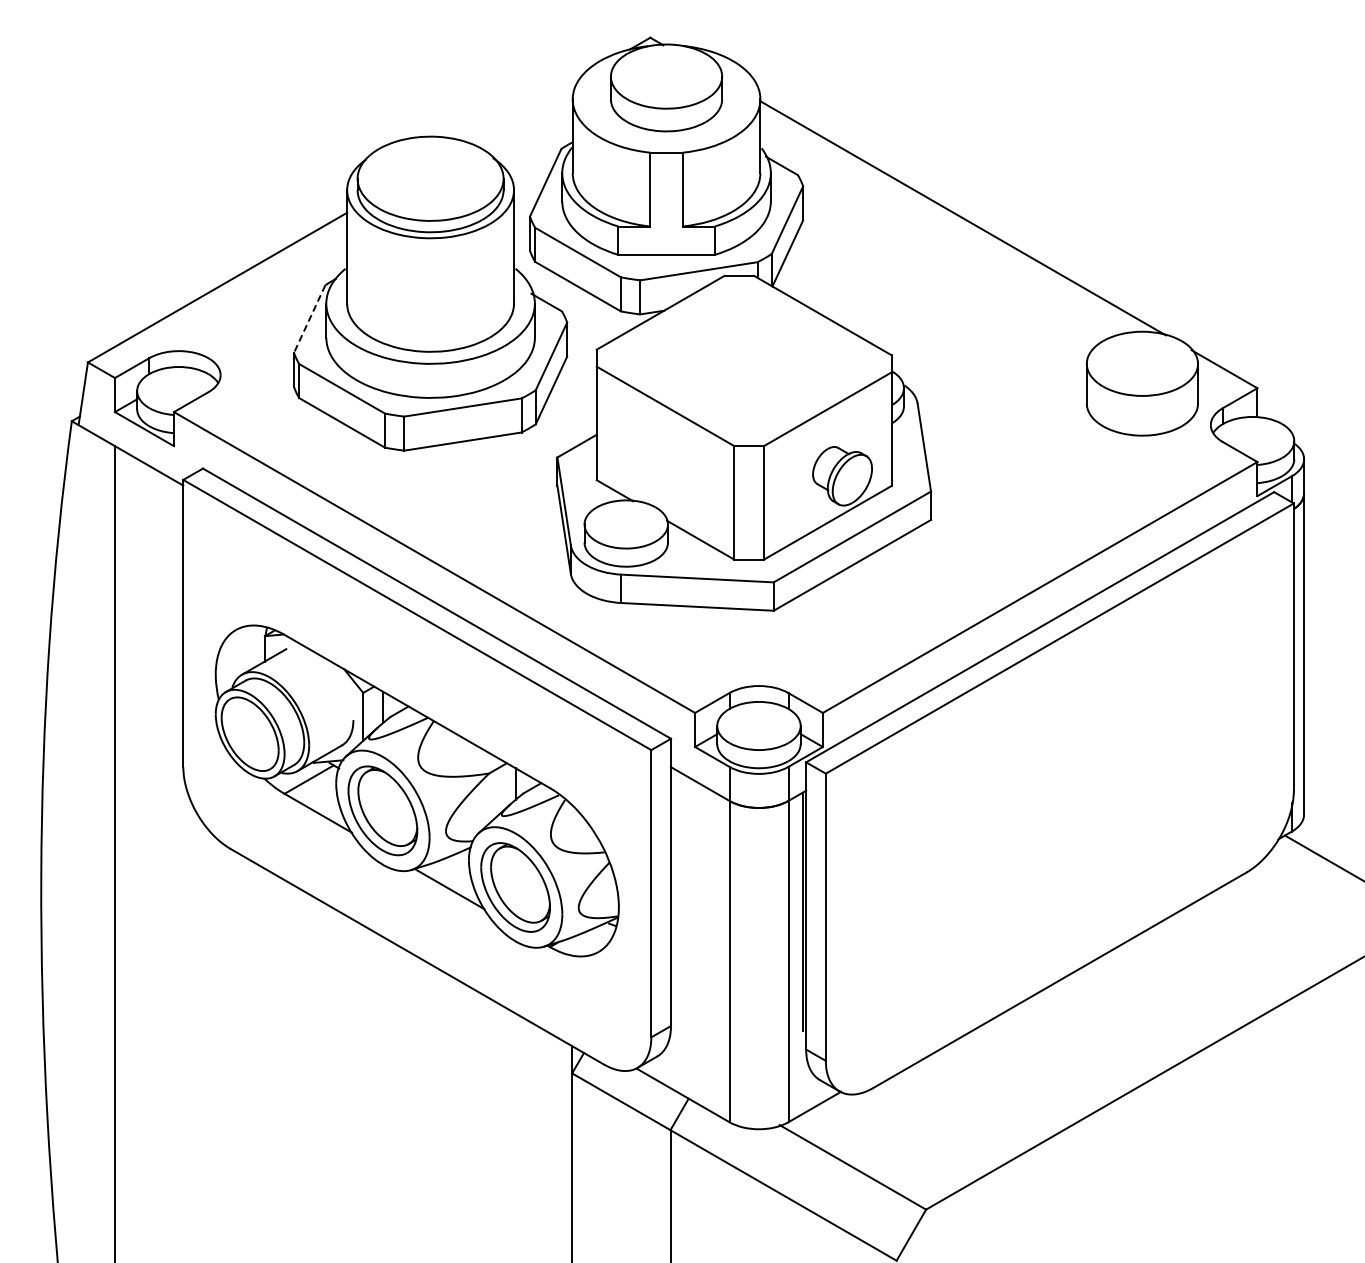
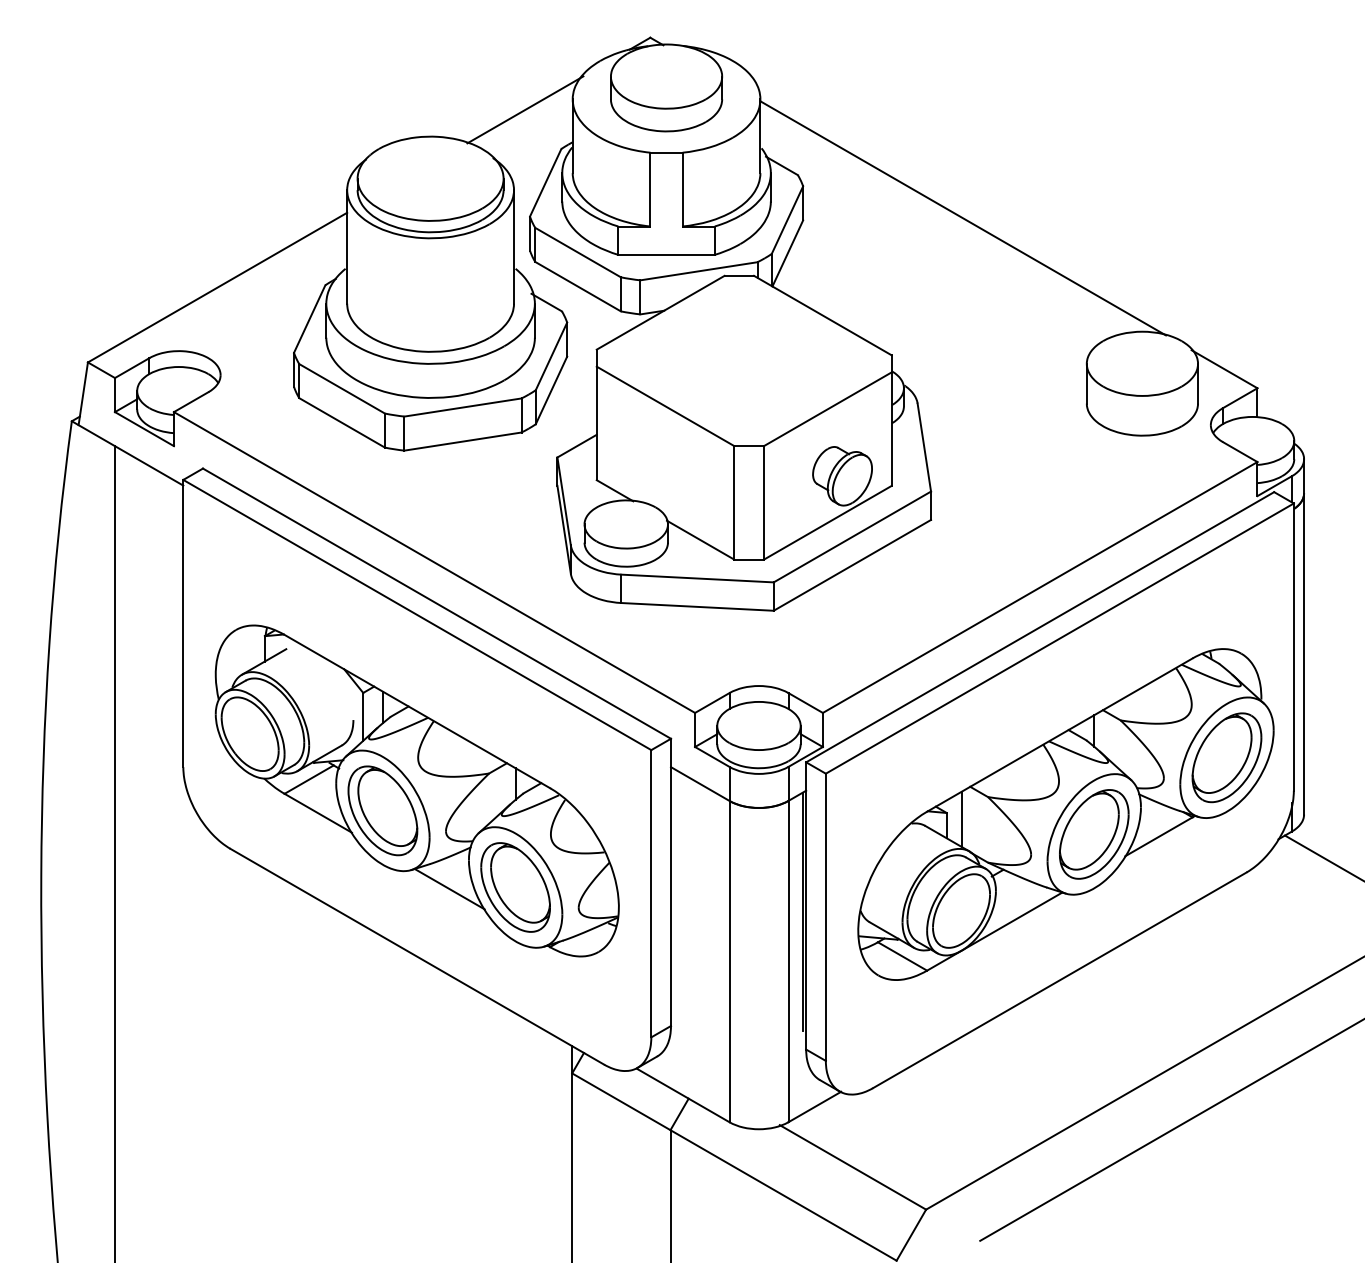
line: none -> present (525, 109)
line: dashed -> solid (309, 319)
part: none -> present (1065, 814)
line: none -> present (1170, 1130)
